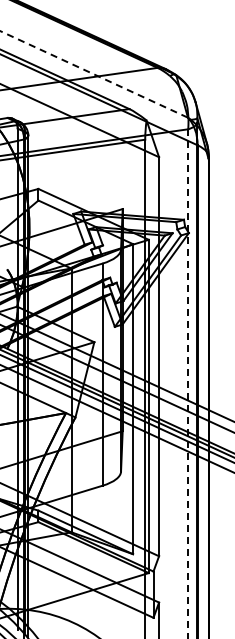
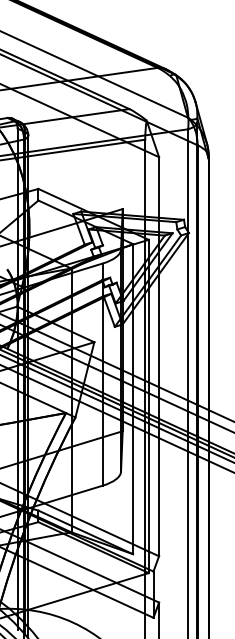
line: dashed -> solid (94, 74)
line: dashed -> solid (188, 384)
